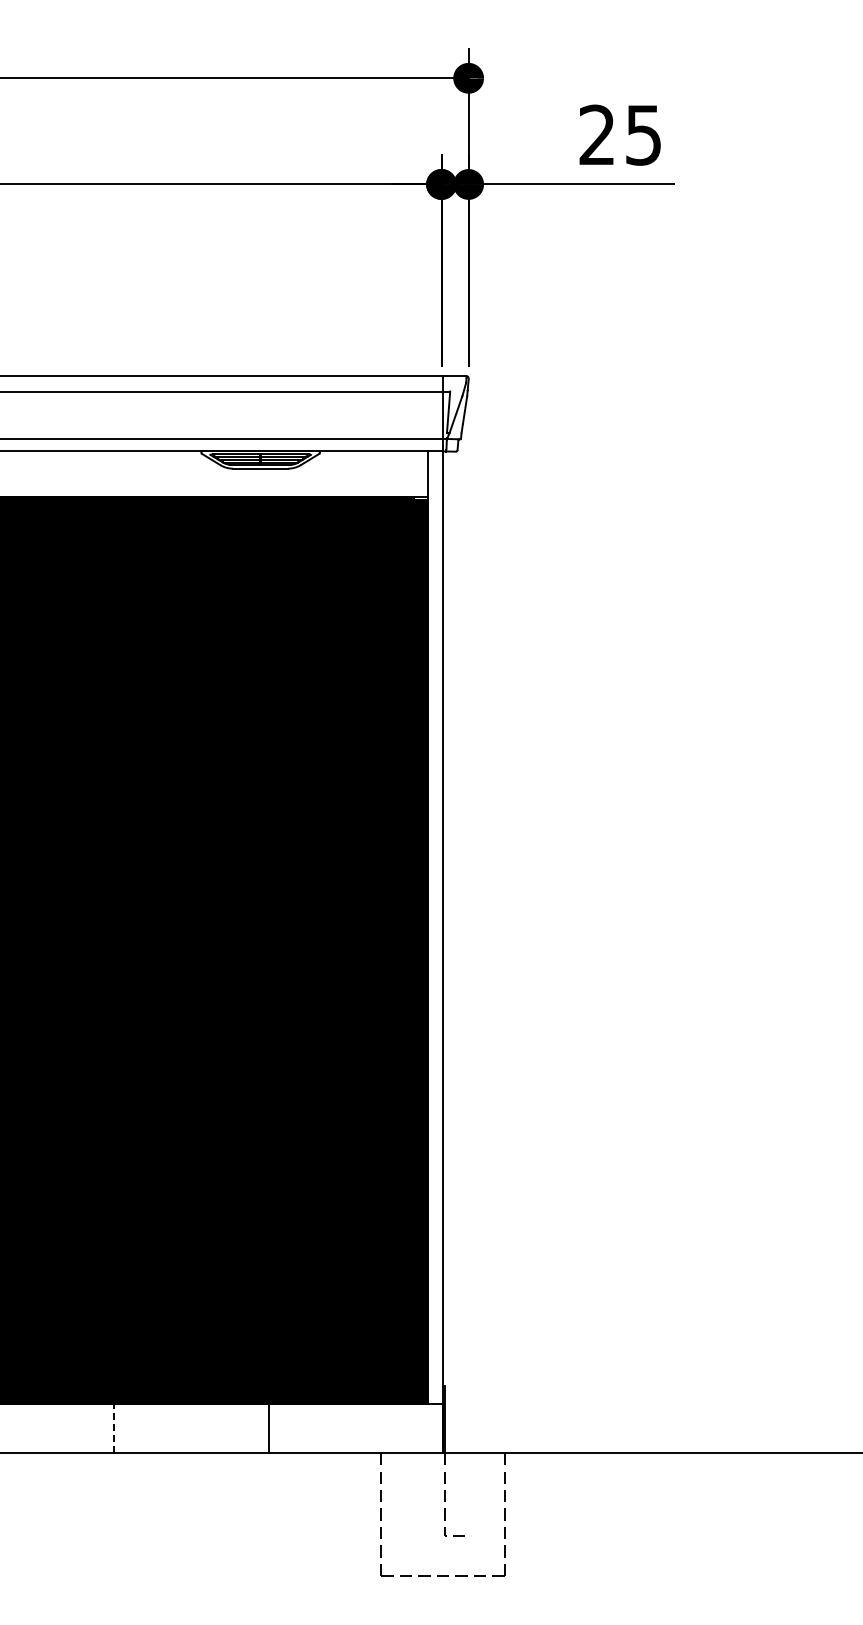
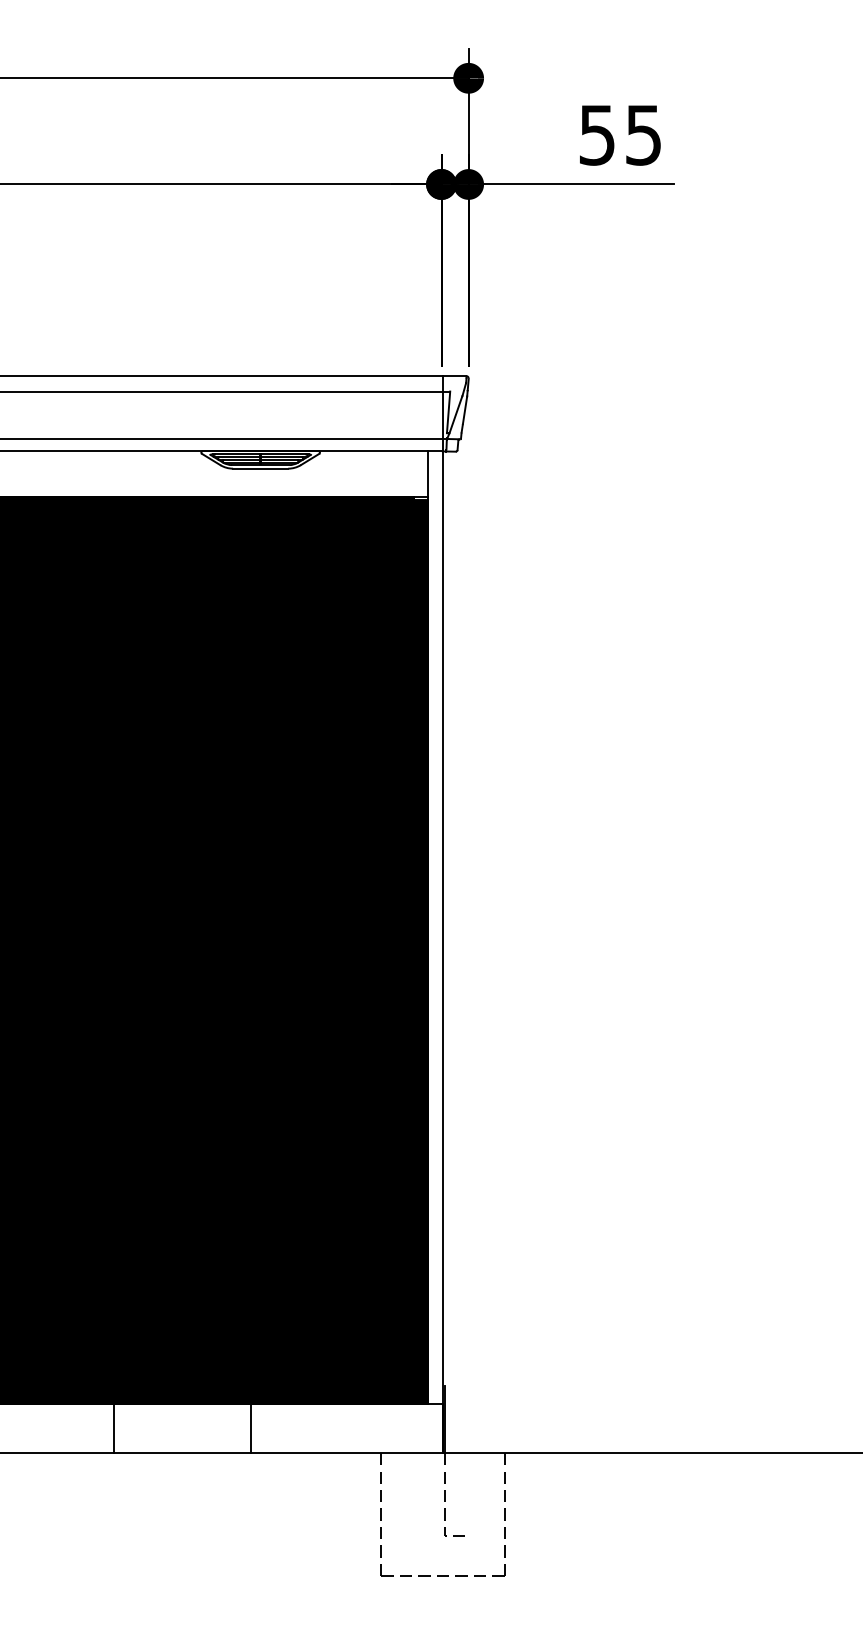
text: 25 -> 55 (596, 134)
line: dashed -> solid (114, 1428)
line position: (268, 1428) -> (250, 1428) (250, 1428)
